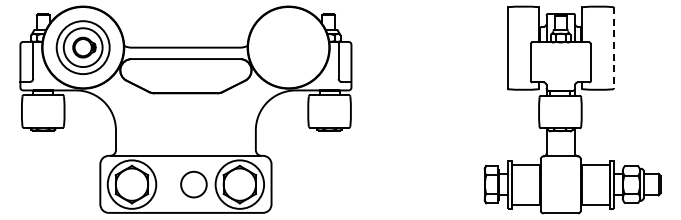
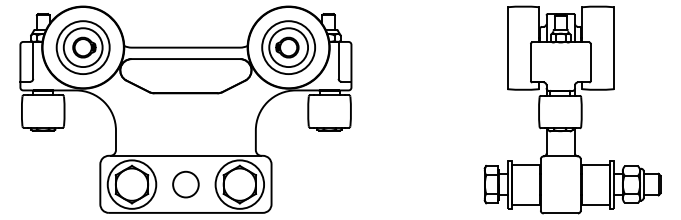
part: none -> present (288, 47)
line: dashed -> solid (614, 48)
circle position: (193, 184) -> (185, 184) (185, 184)
